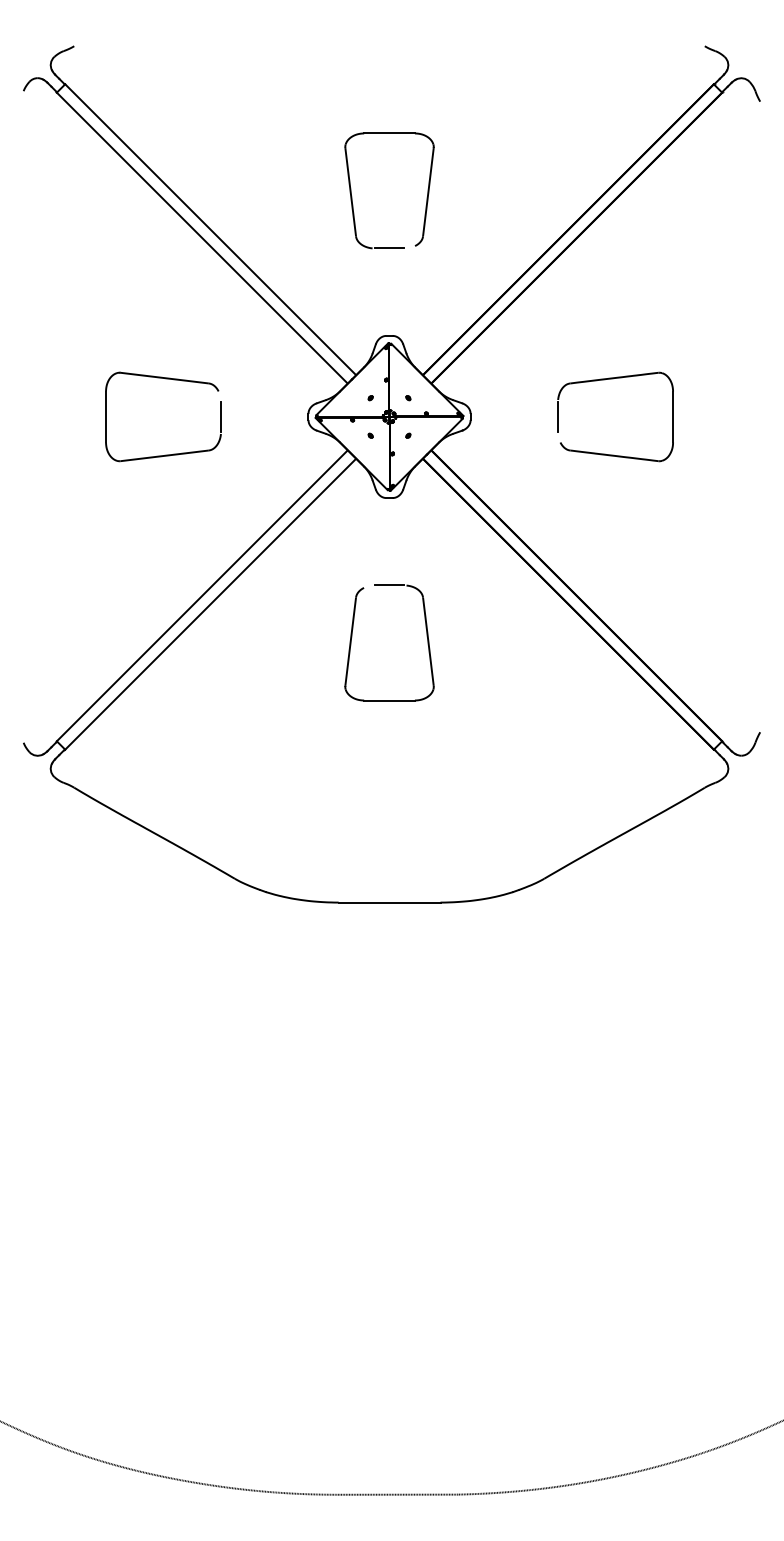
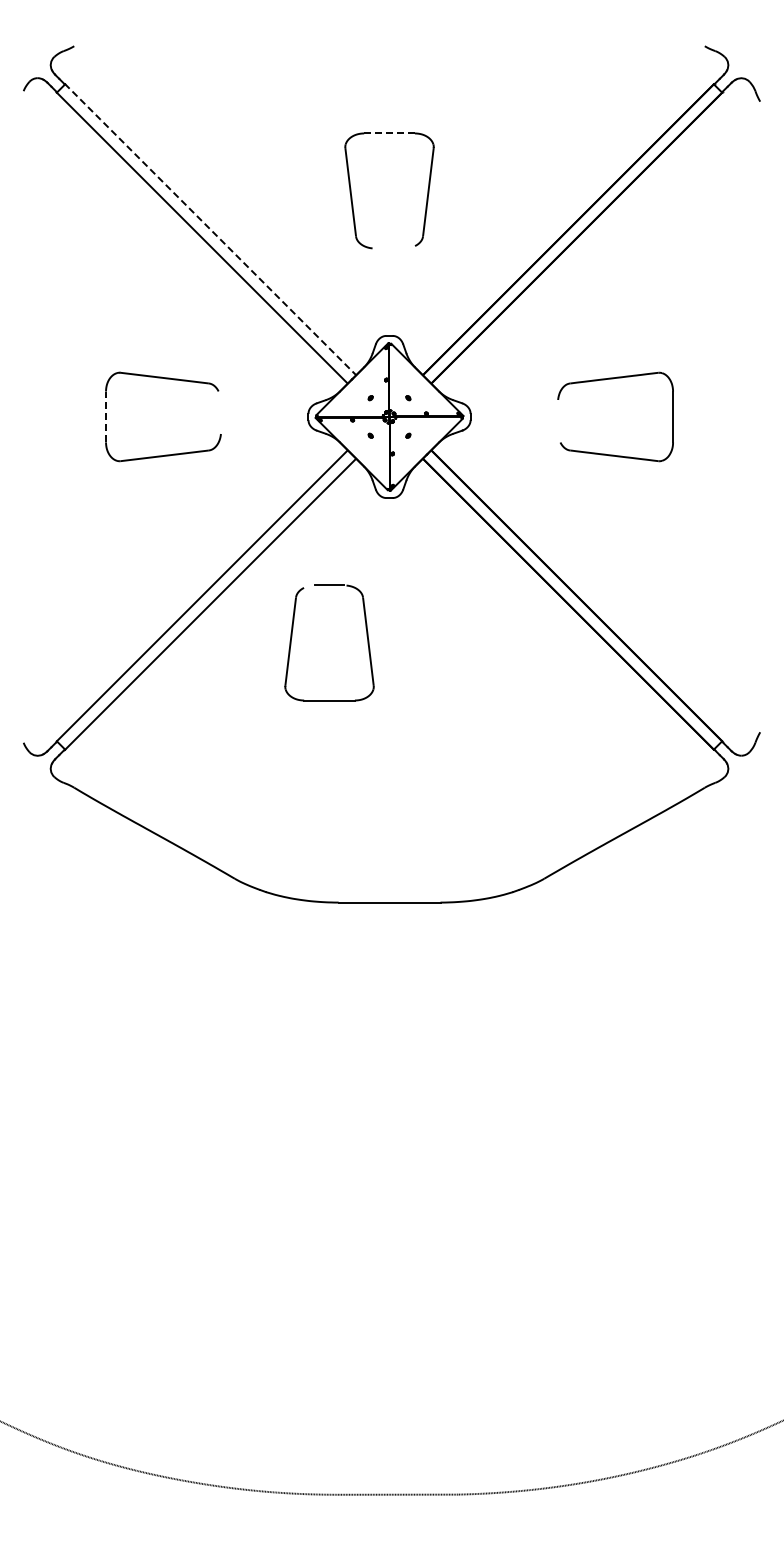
line: solid -> dashed (390, 133)
line: solid -> dashed (210, 229)
line: present -> none (389, 248)
line: solid -> dashed (106, 416)
line: present -> none (221, 416)
line: present -> none (558, 416)
part position: (352, 637) -> (292, 637) (292, 637)
